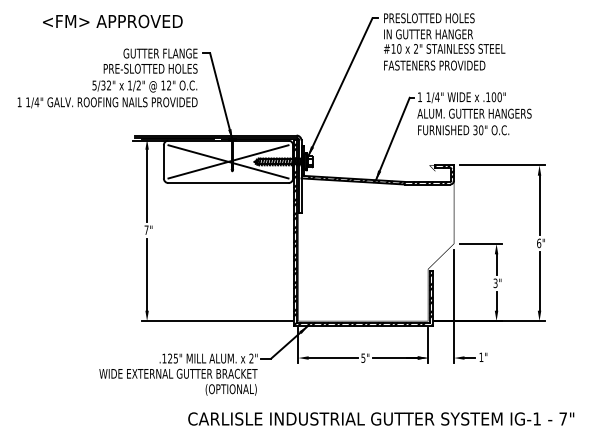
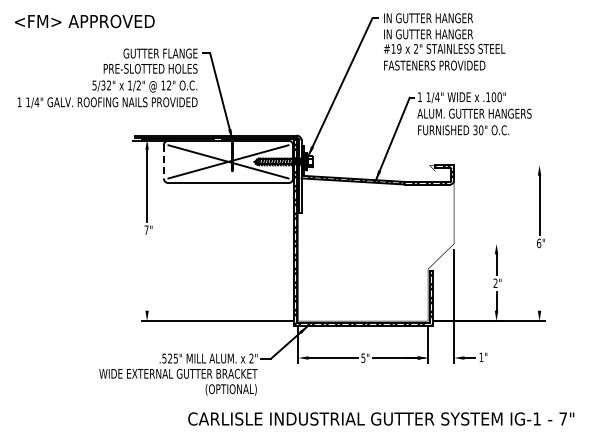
text: PRESLOTTED HOLES -> IN GUTTER HANGER (429, 18)
text position: (112, 21) -> (84, 21) (84, 21)
text: #10 -> #19 (399, 48)
line: solid -> dashed (163, 161)
line: present -> none (502, 165)
line: present -> none (480, 243)
line: present -> none (147, 274)
line: present -> none (539, 281)
text: 3" -> 2" (495, 283)
text: .125" -> .525" (164, 358)
